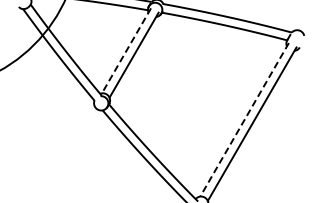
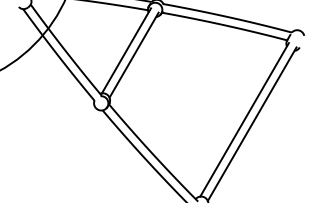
line: dashed -> solid (126, 51)
line: dashed -> solid (244, 119)
